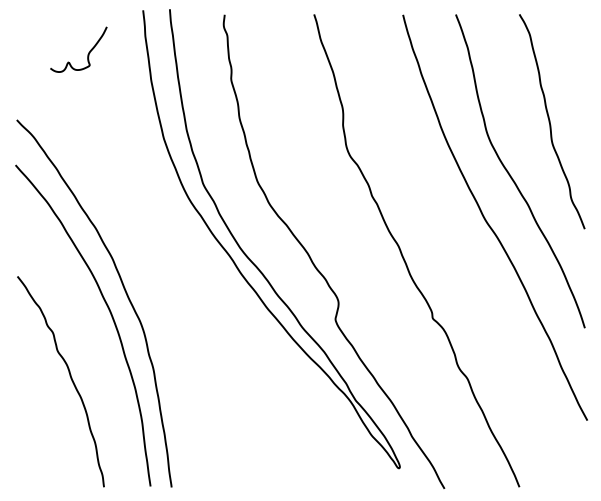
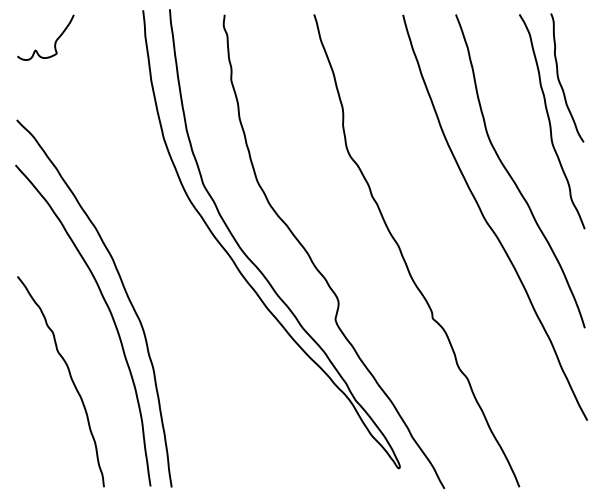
curve position: (87, 54) -> (54, 42) (54, 42)
curve: none -> present (559, 78)
